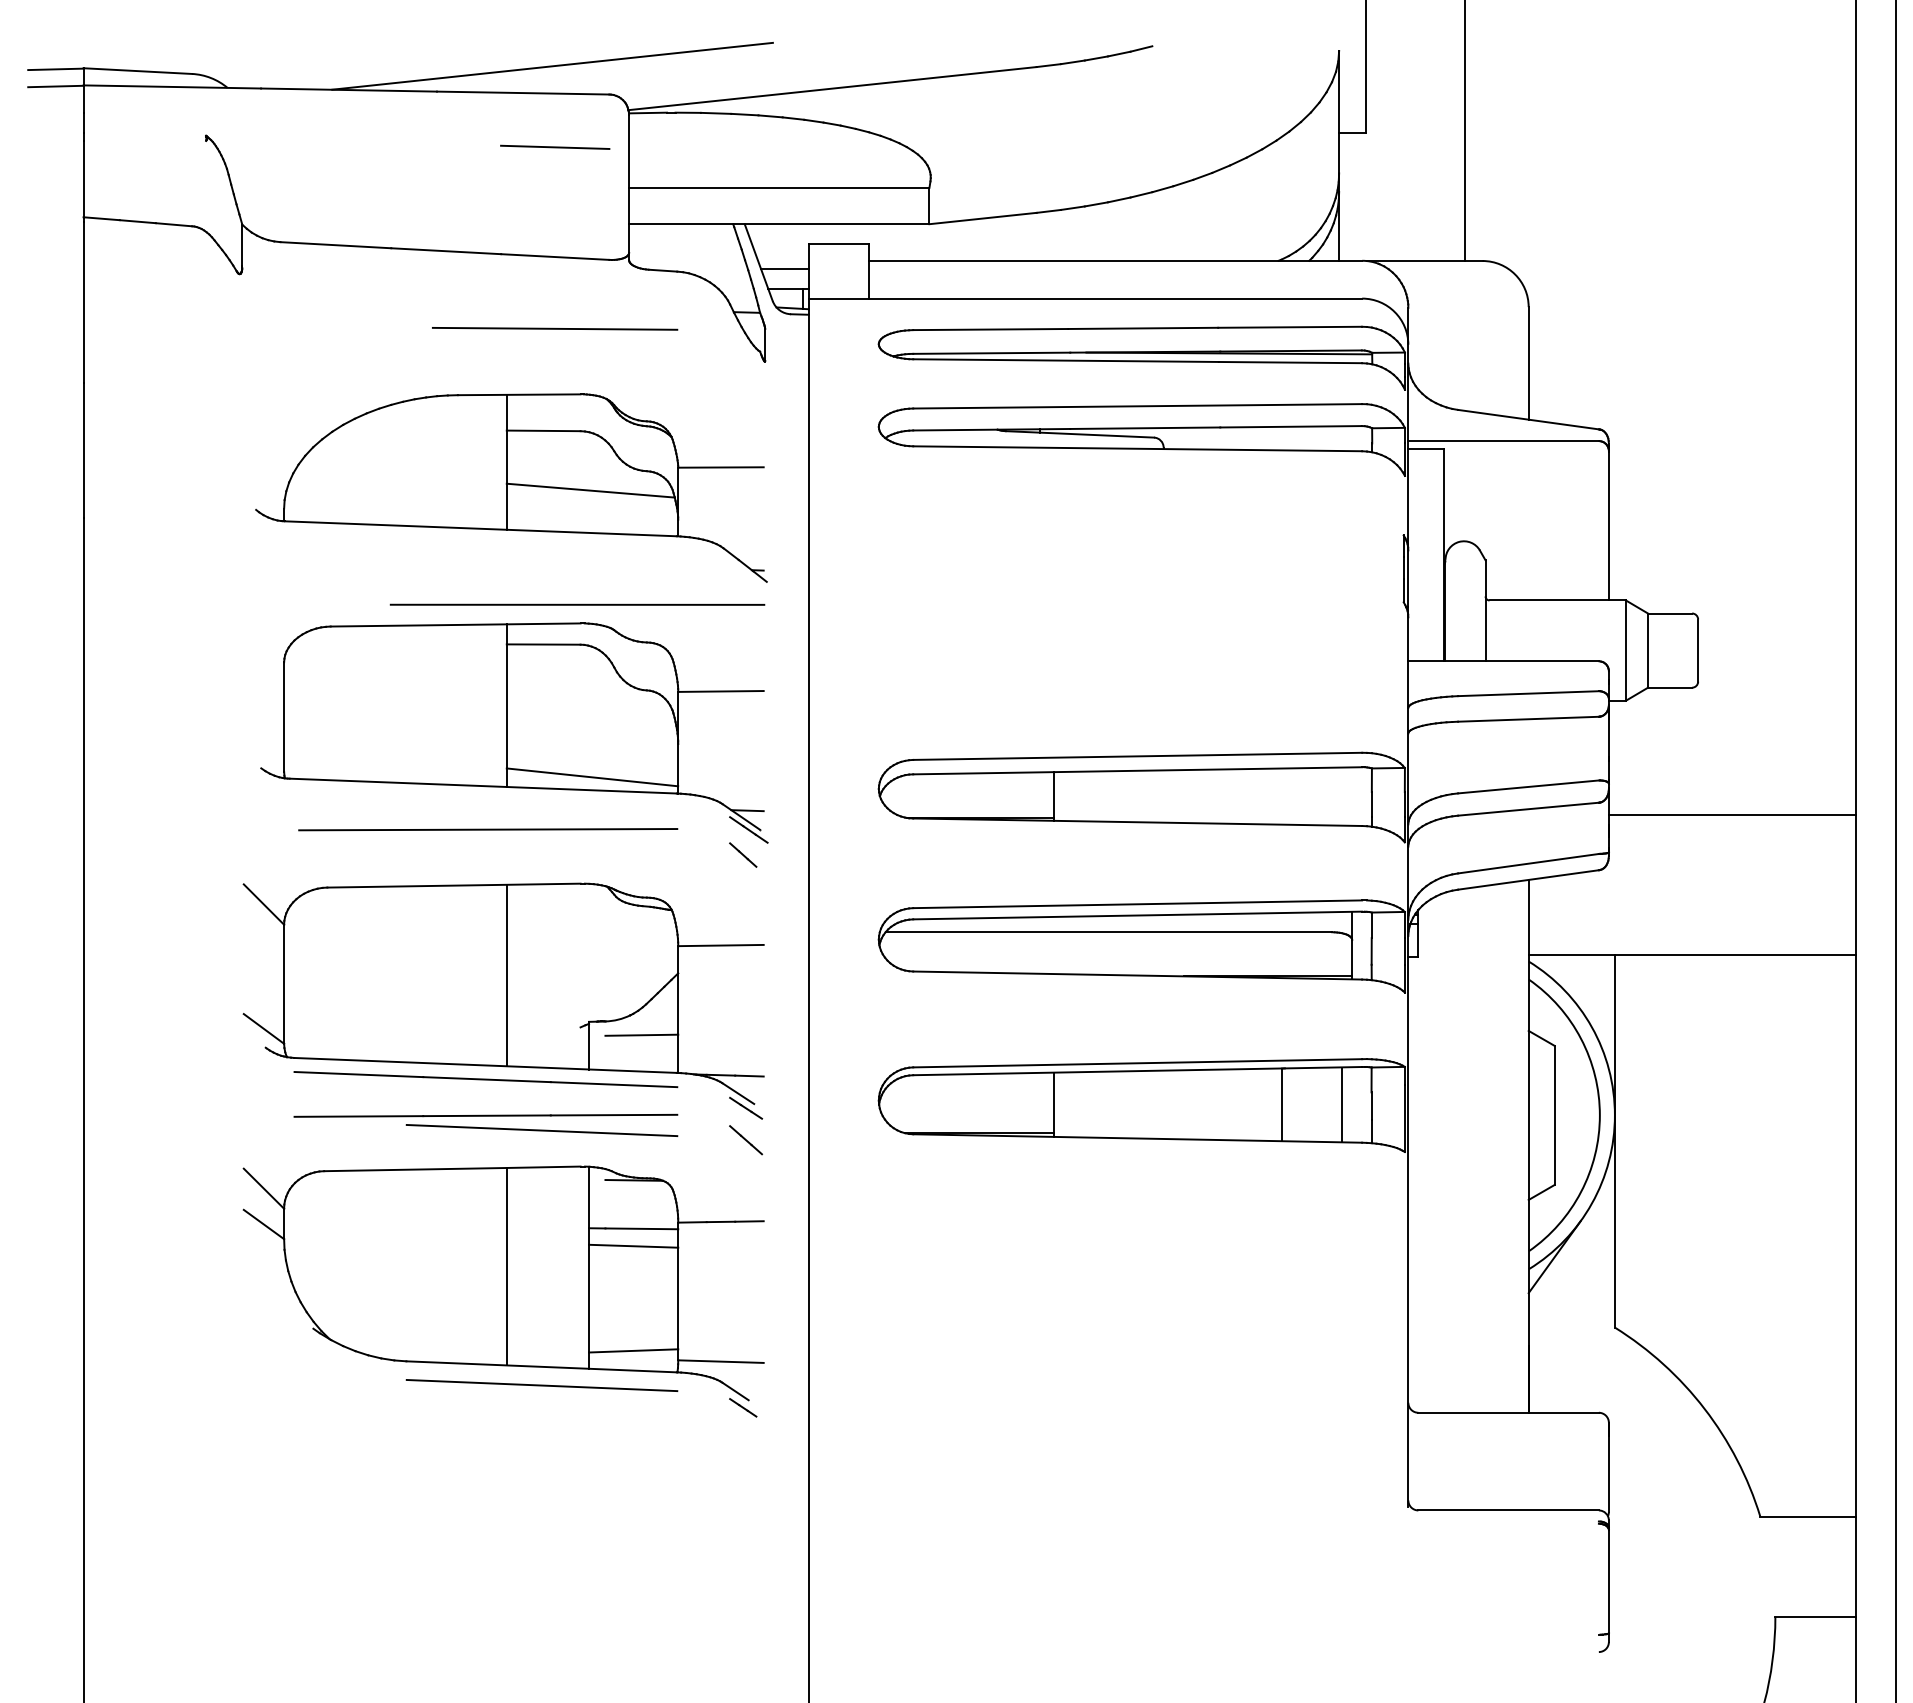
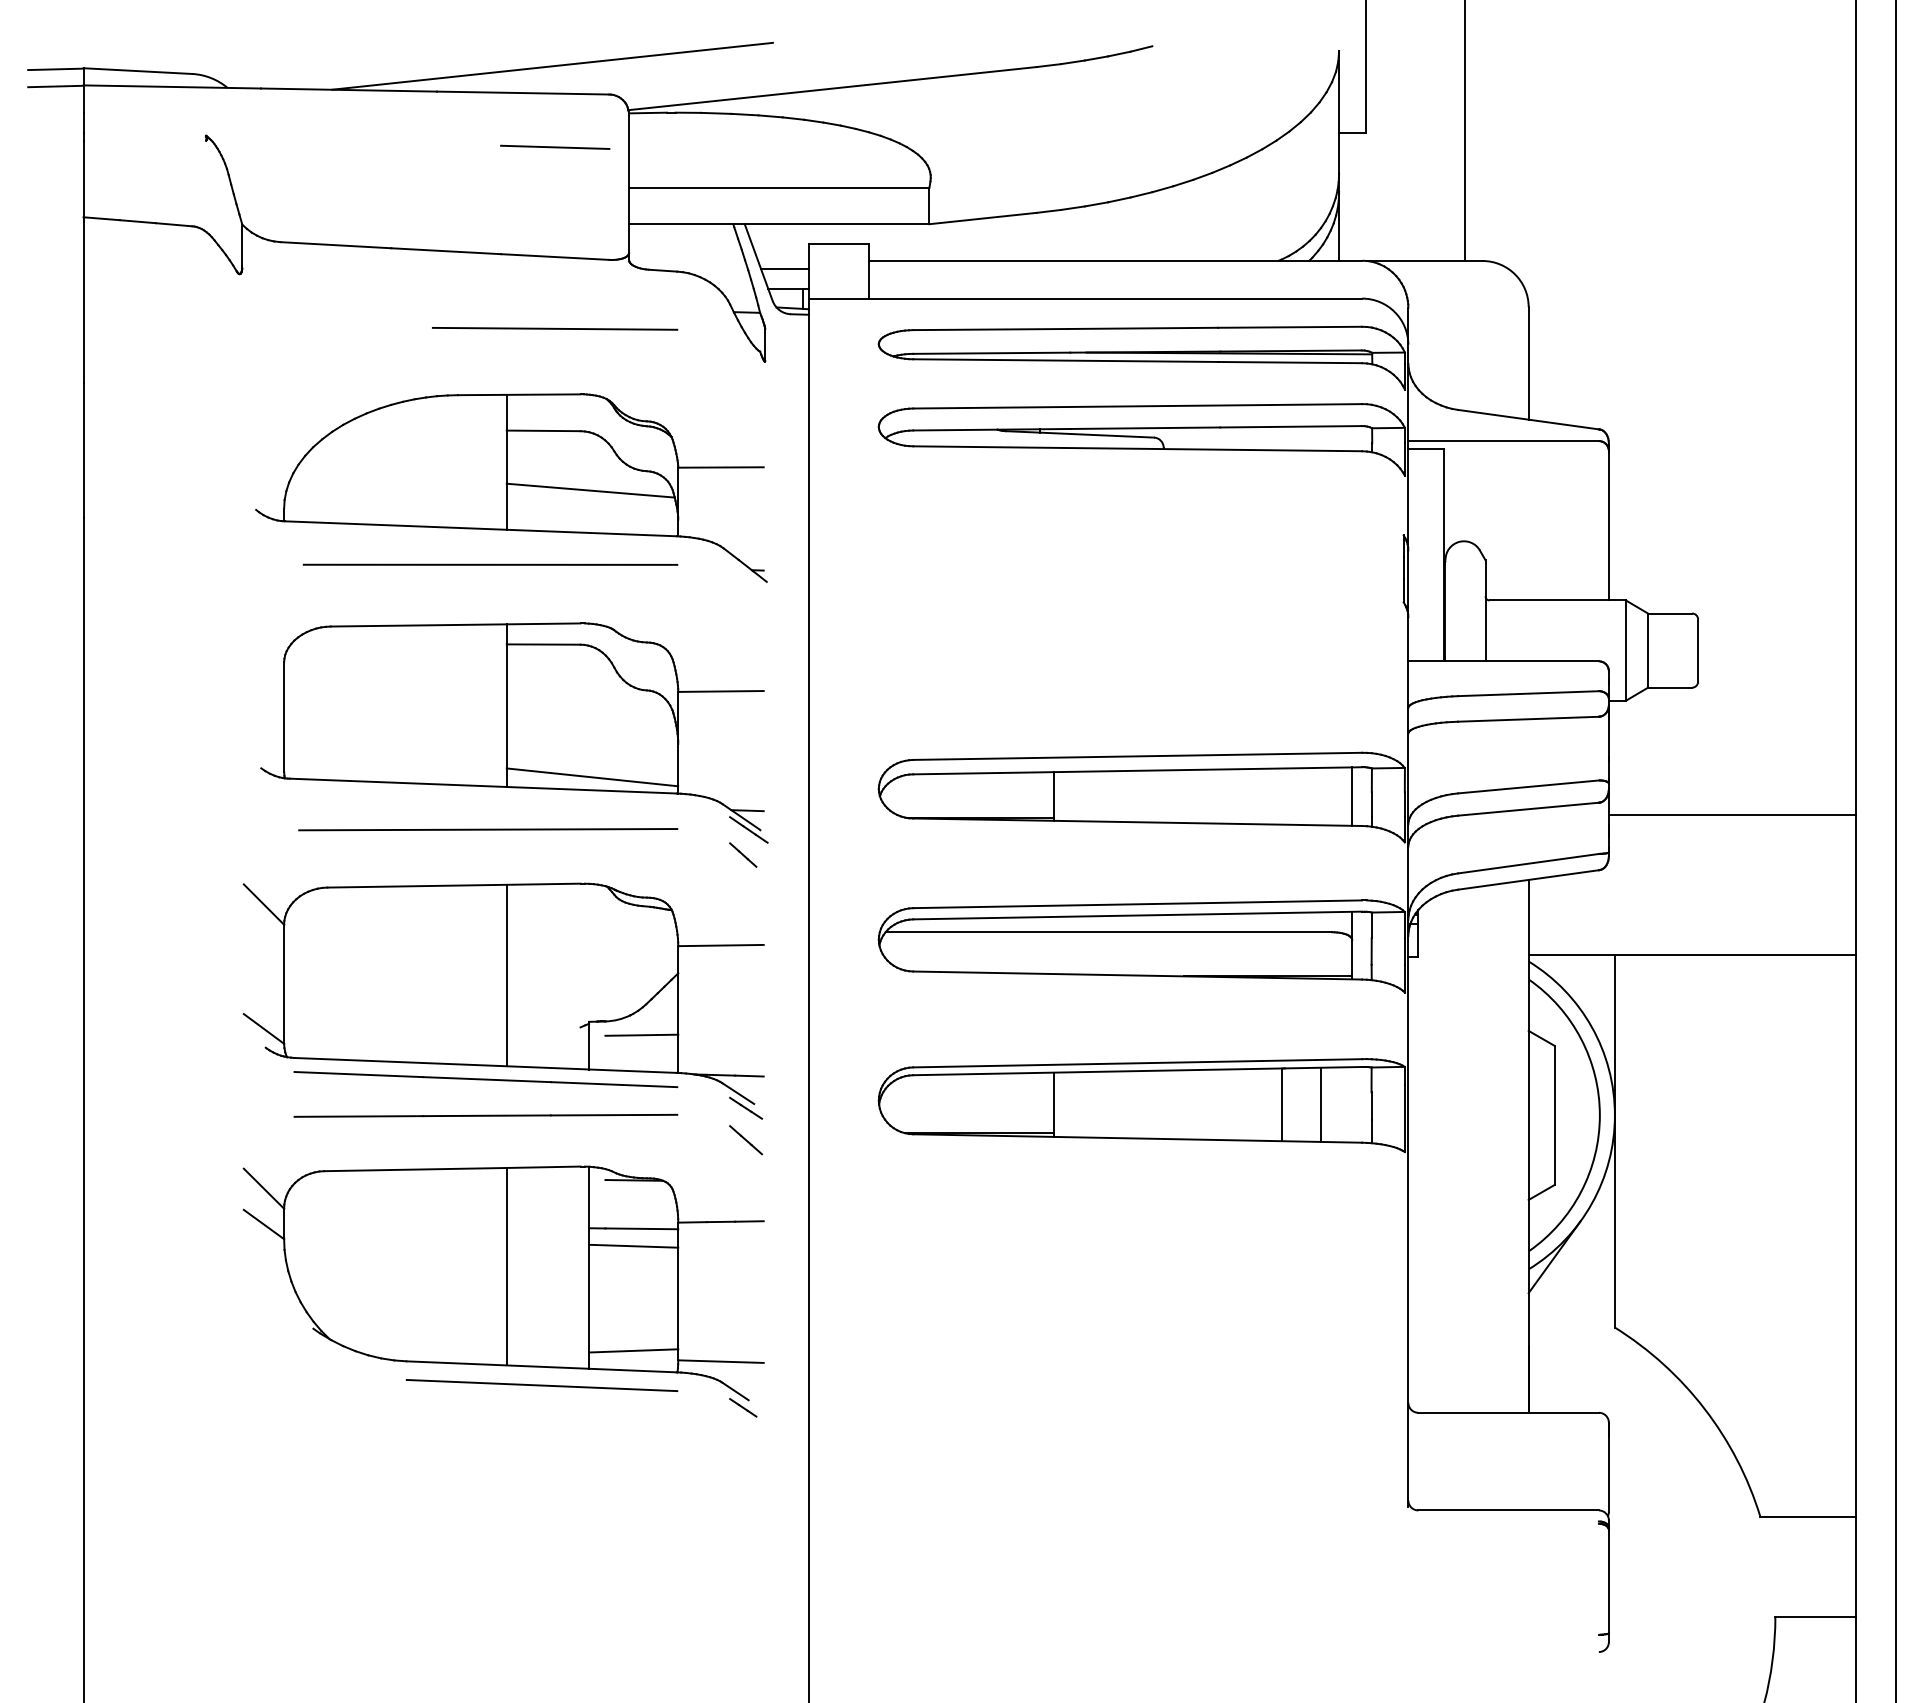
line position: (577, 604) -> (490, 564) (490, 564)
line: none -> present (1352, 796)
line position: (1342, 1104) -> (1321, 1104) (1321, 1104)
line: present -> none (541, 1130)
